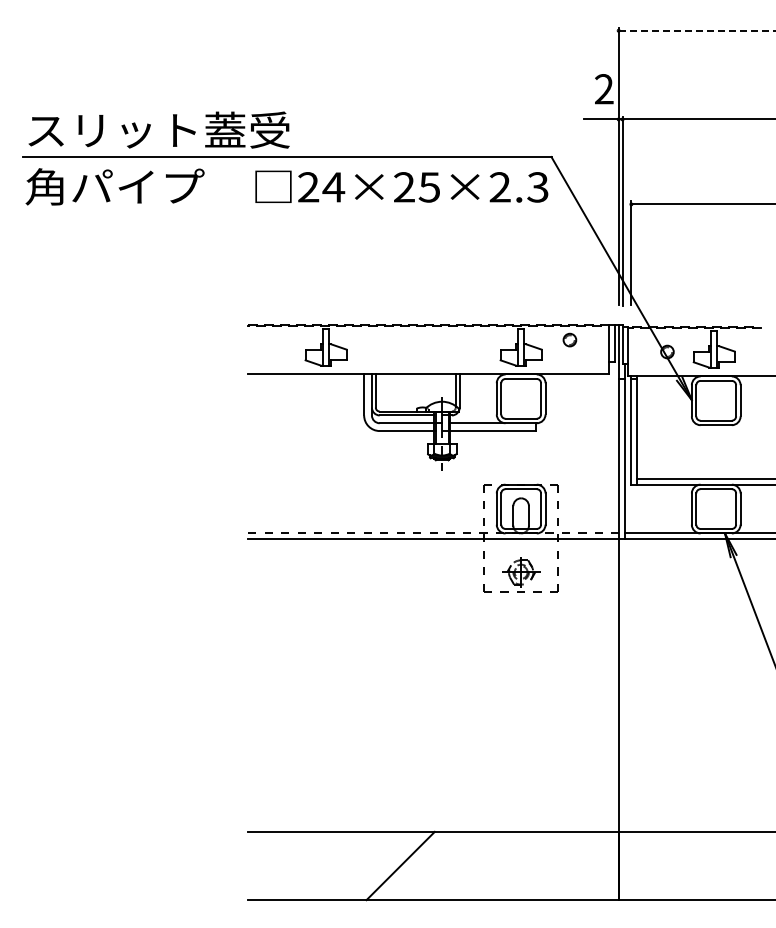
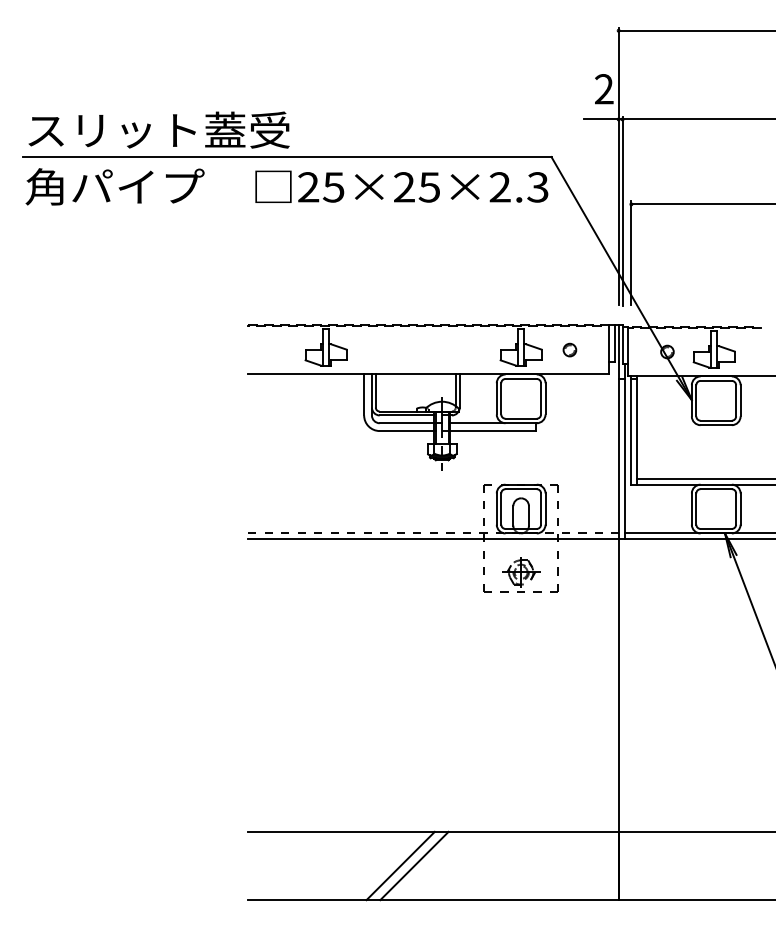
line: dashed -> solid (697, 30)
text: 24×25×2.3 -> 25×25×2.3 (333, 187)
part position: (569, 339) -> (569, 349) (569, 349)
line: none -> present (414, 865)
